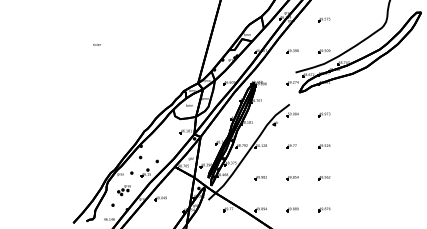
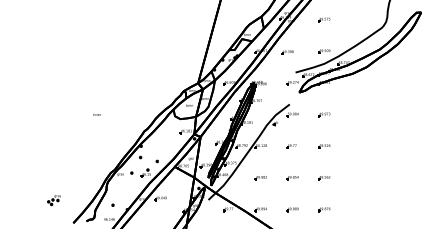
text position: (96, 44) -> (96, 114) (96, 114)
part position: (292, 51) -> (287, 52) (287, 52)
part position: (123, 190) -> (53, 200) (53, 200)
